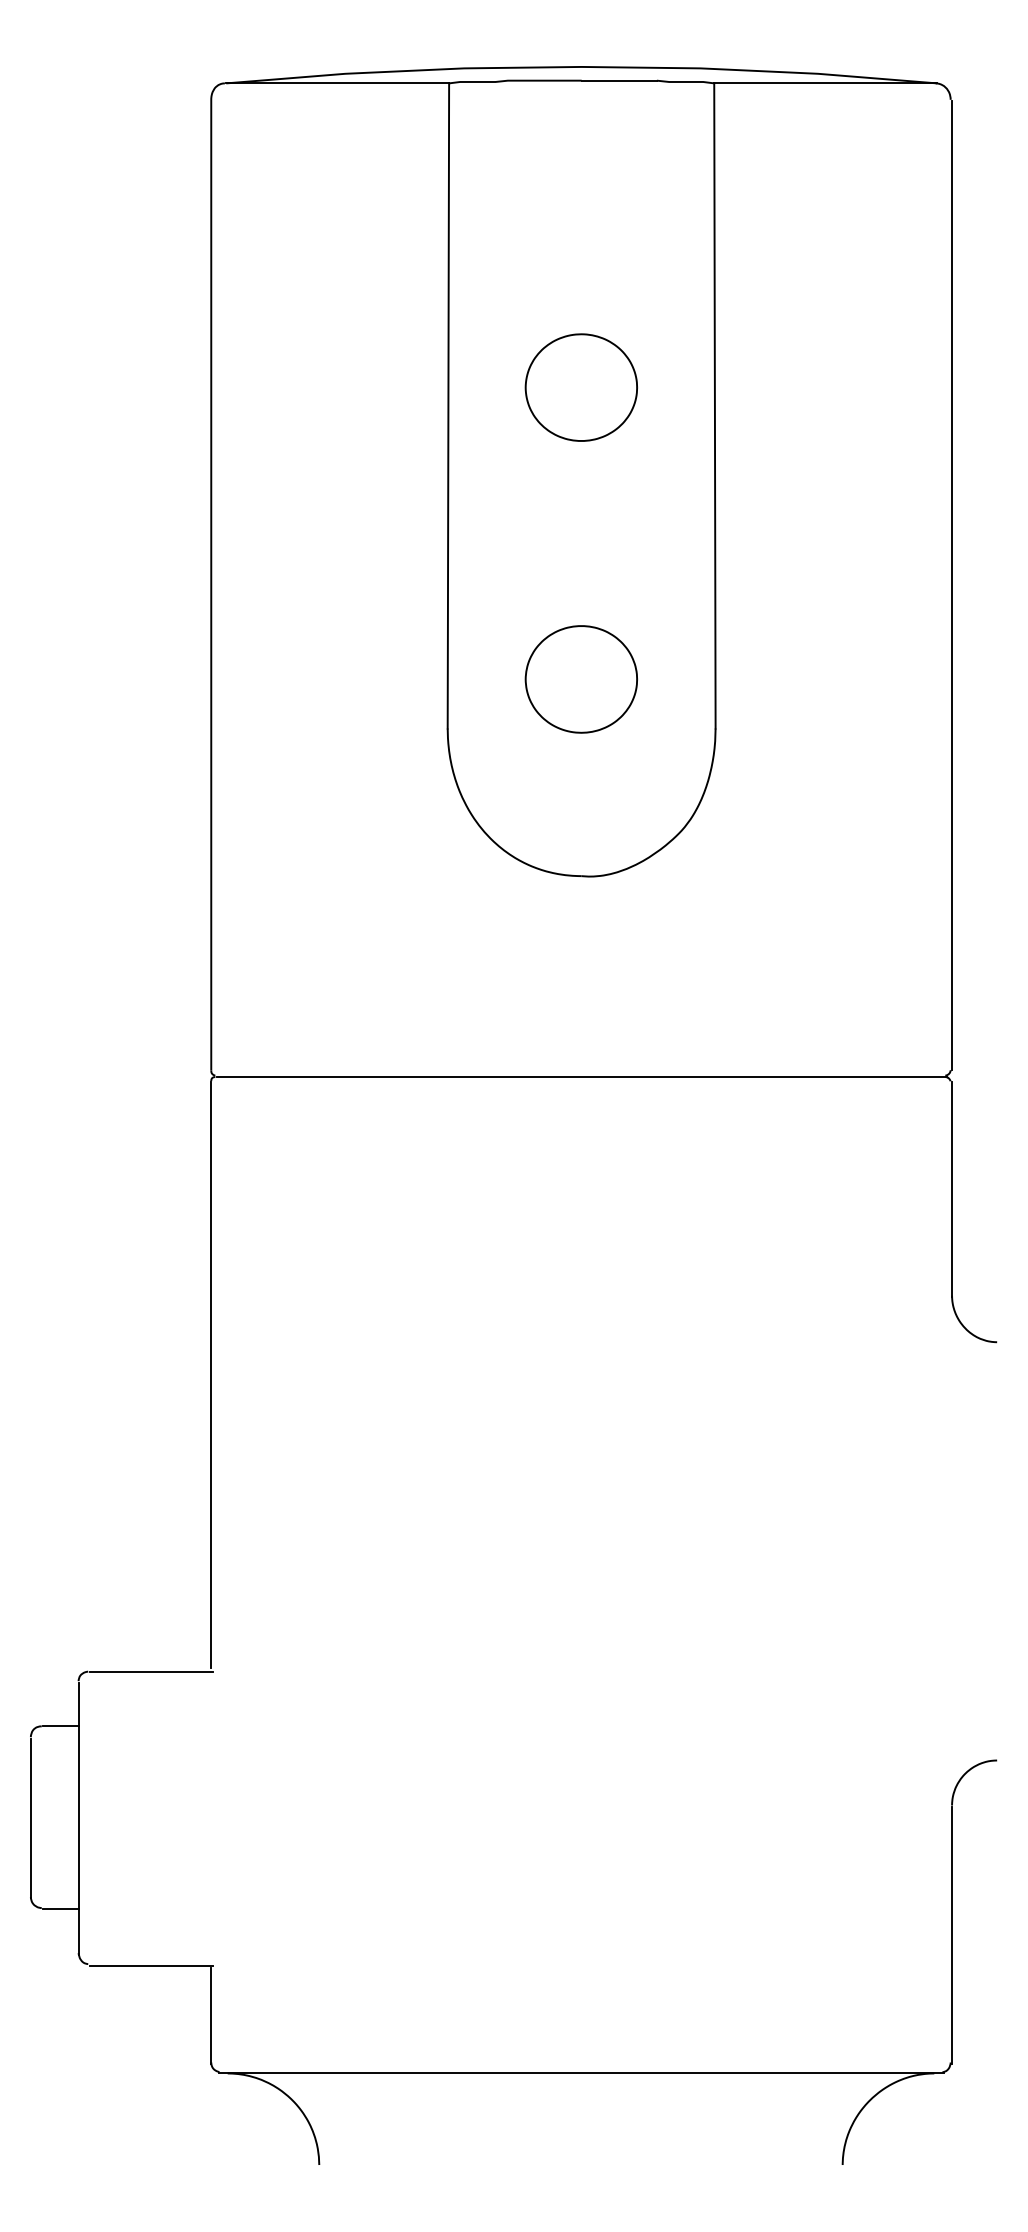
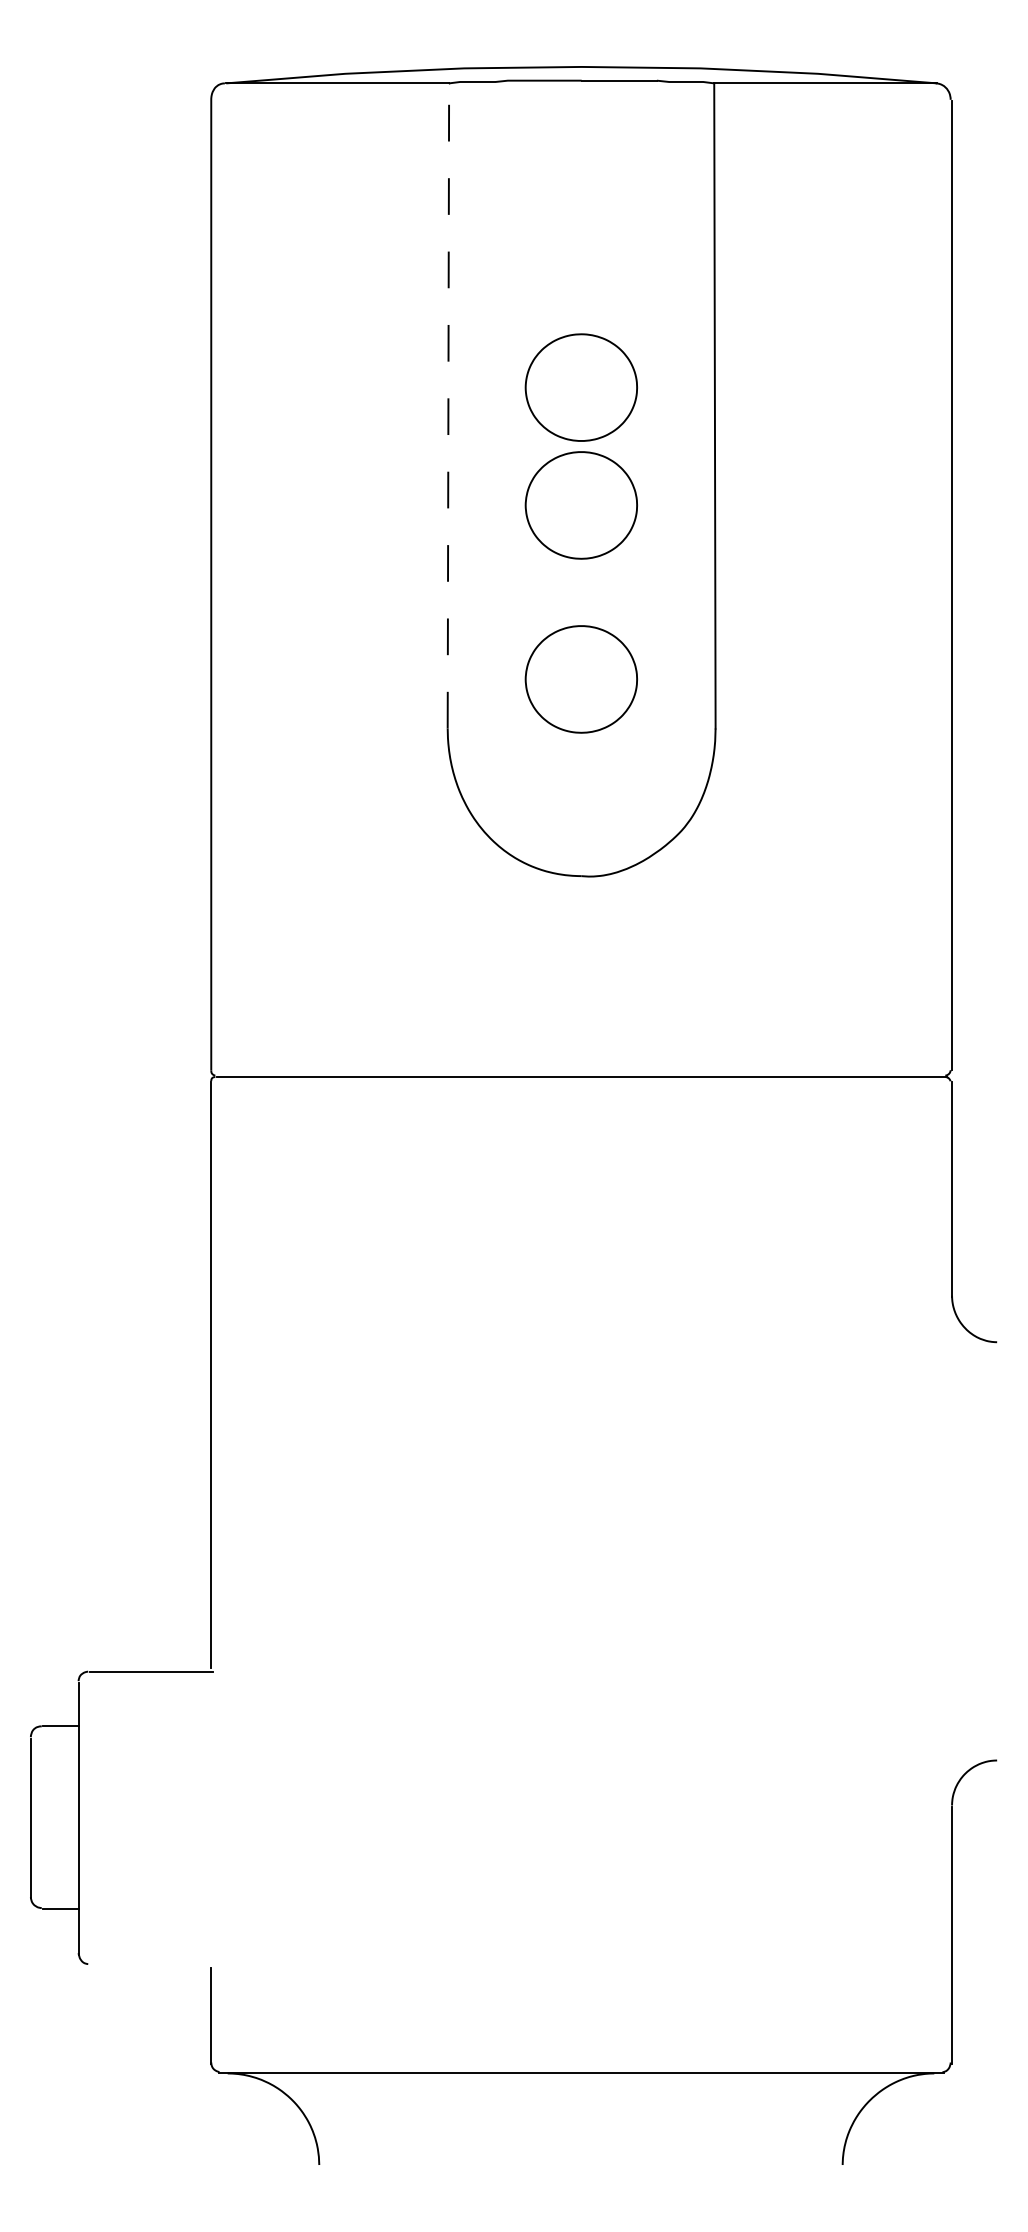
line: solid -> dashed (448, 405)
part: none -> present (580, 505)
line: present -> none (150, 1965)
